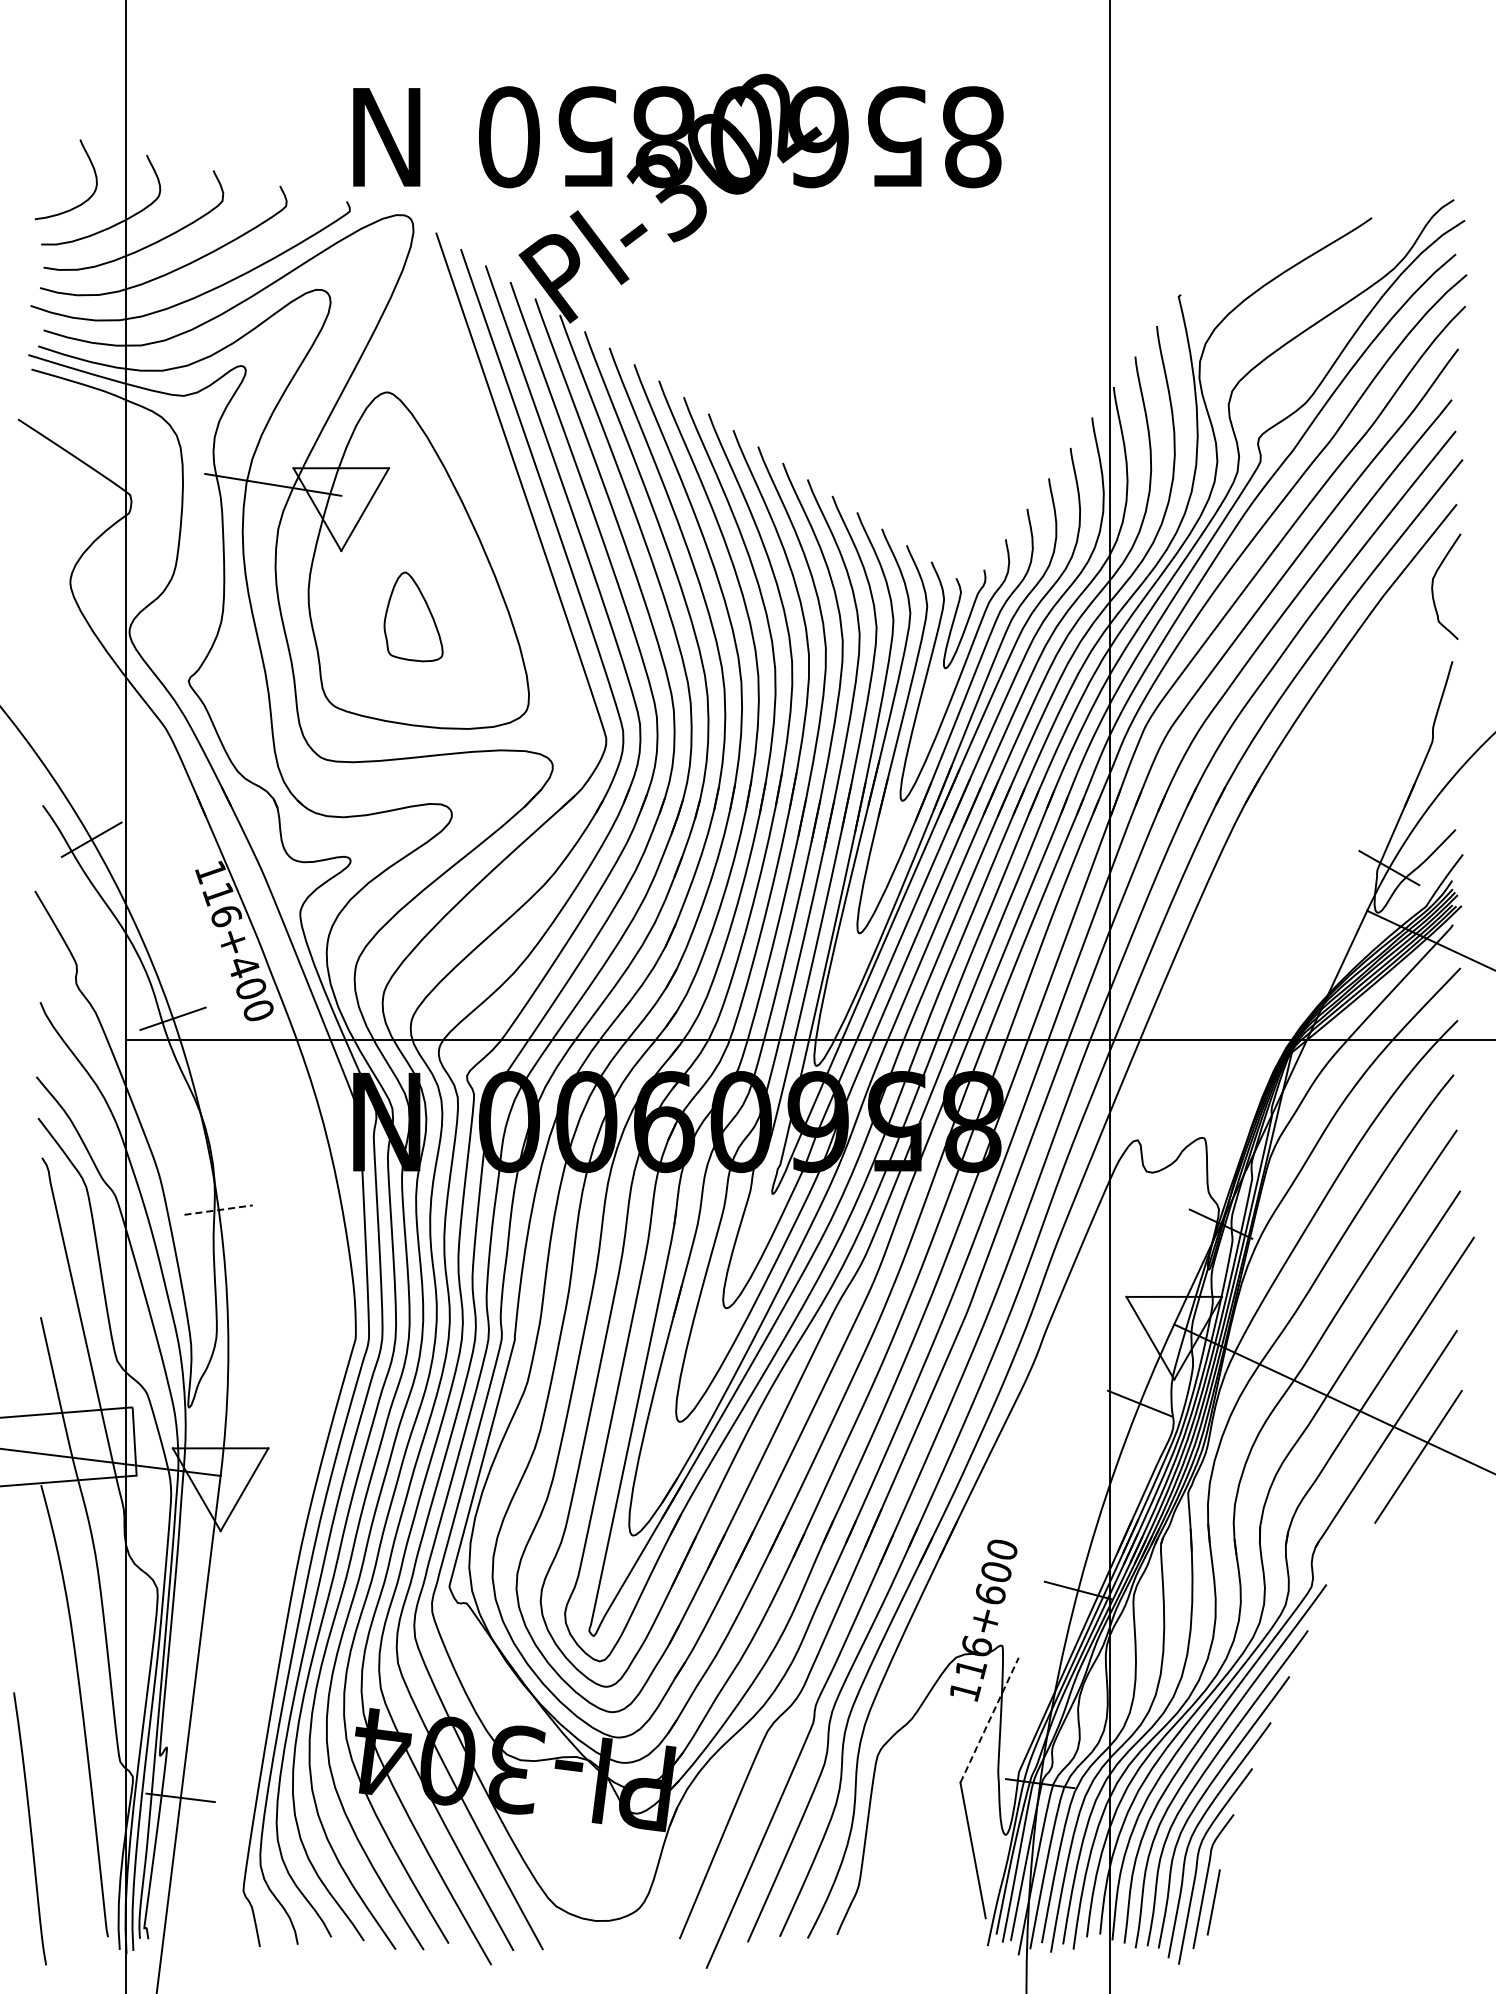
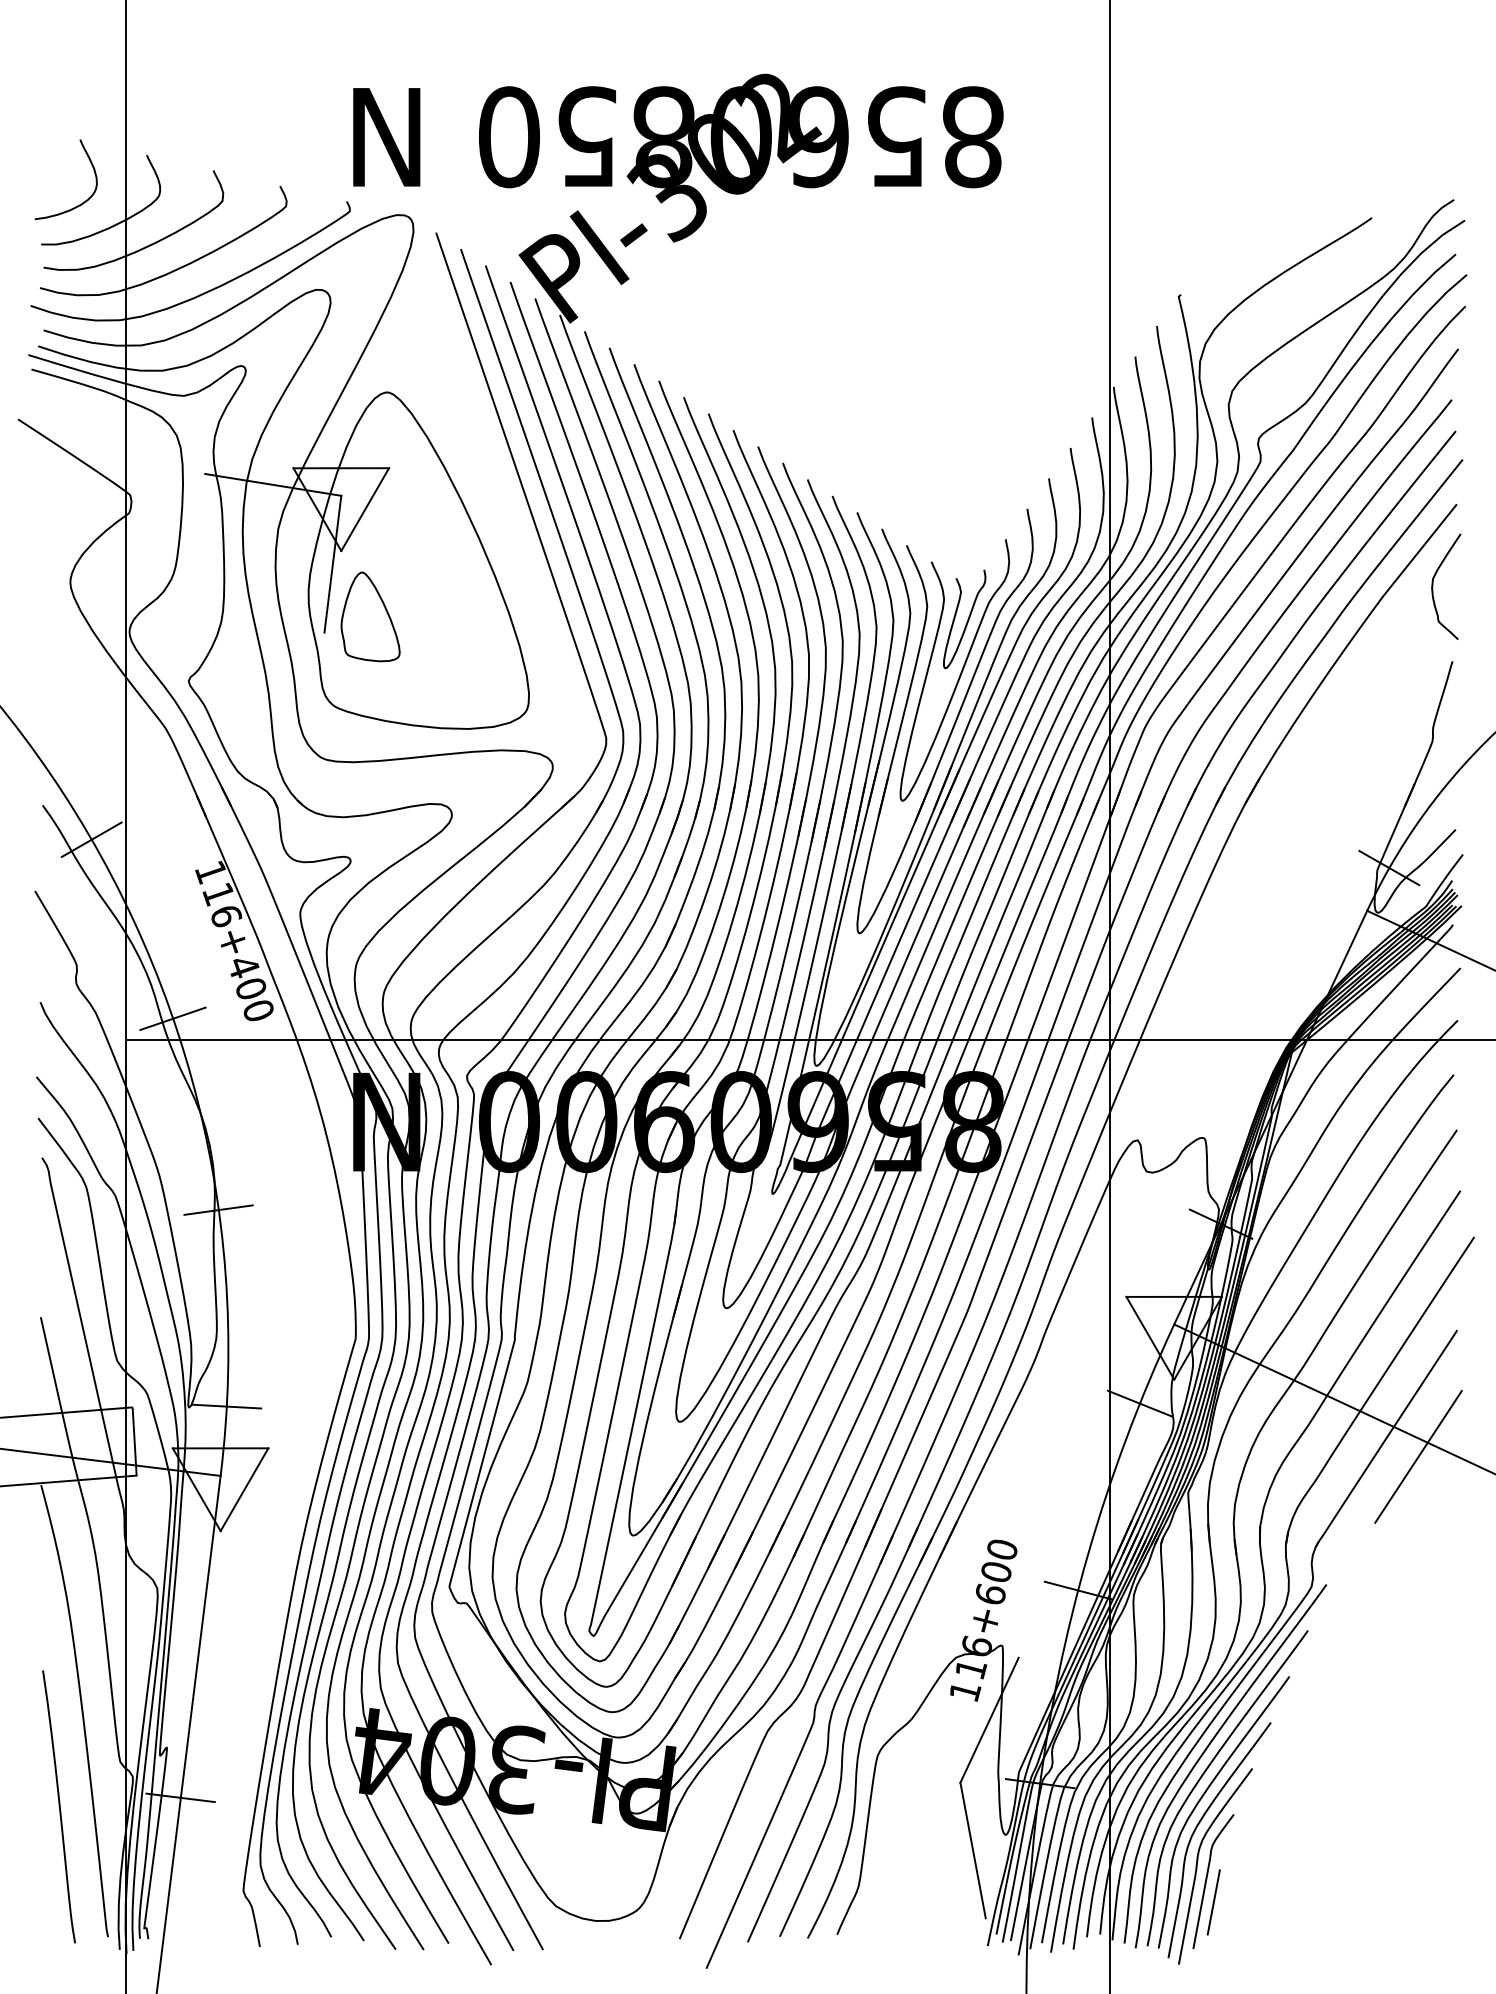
line: none -> present (332, 563)
part position: (413, 616) -> (370, 616) (370, 616)
line: dashed -> solid (219, 1210)
line: none -> present (226, 1406)
line: dashed -> solid (989, 1720)
curve position: (29, 1828) -> (58, 1806) (58, 1806)
